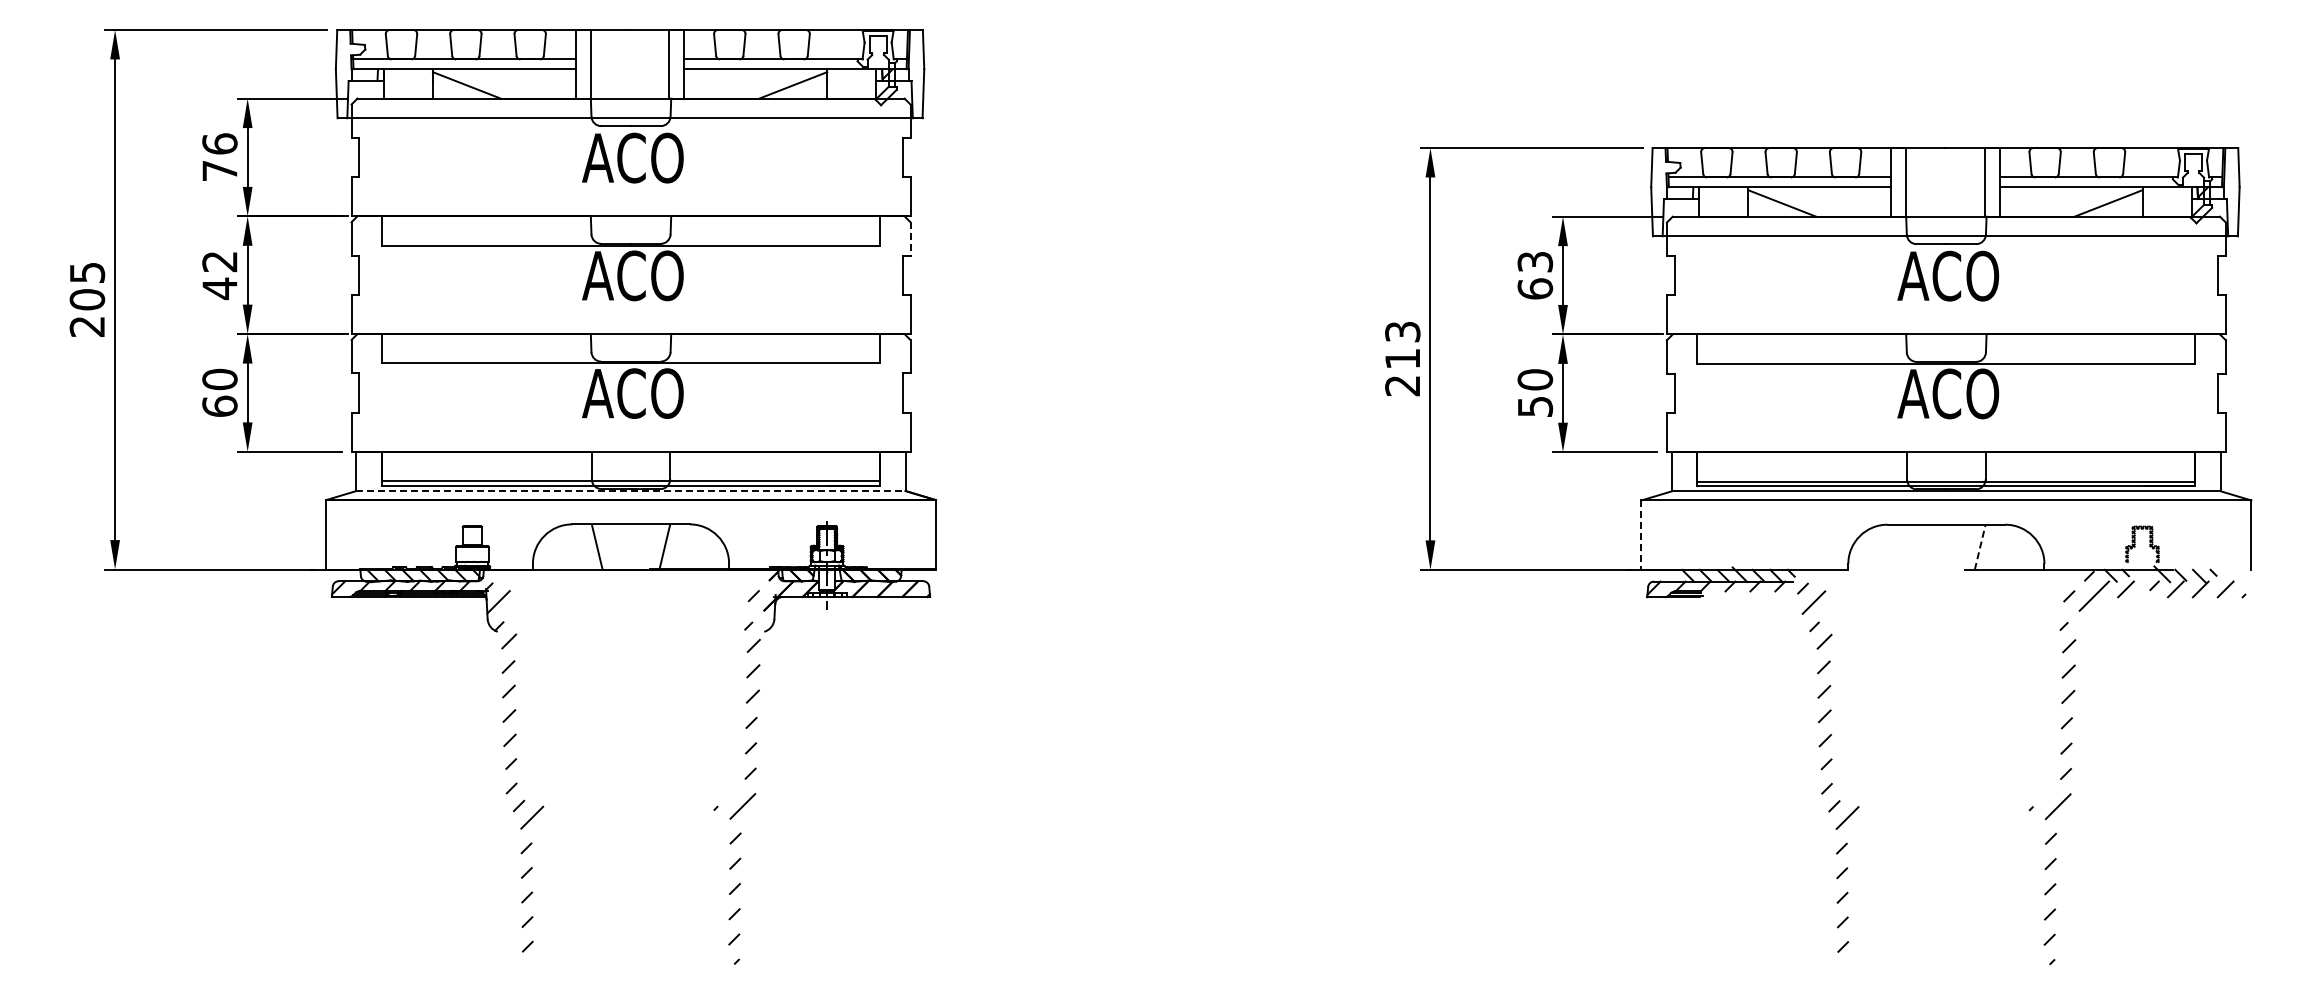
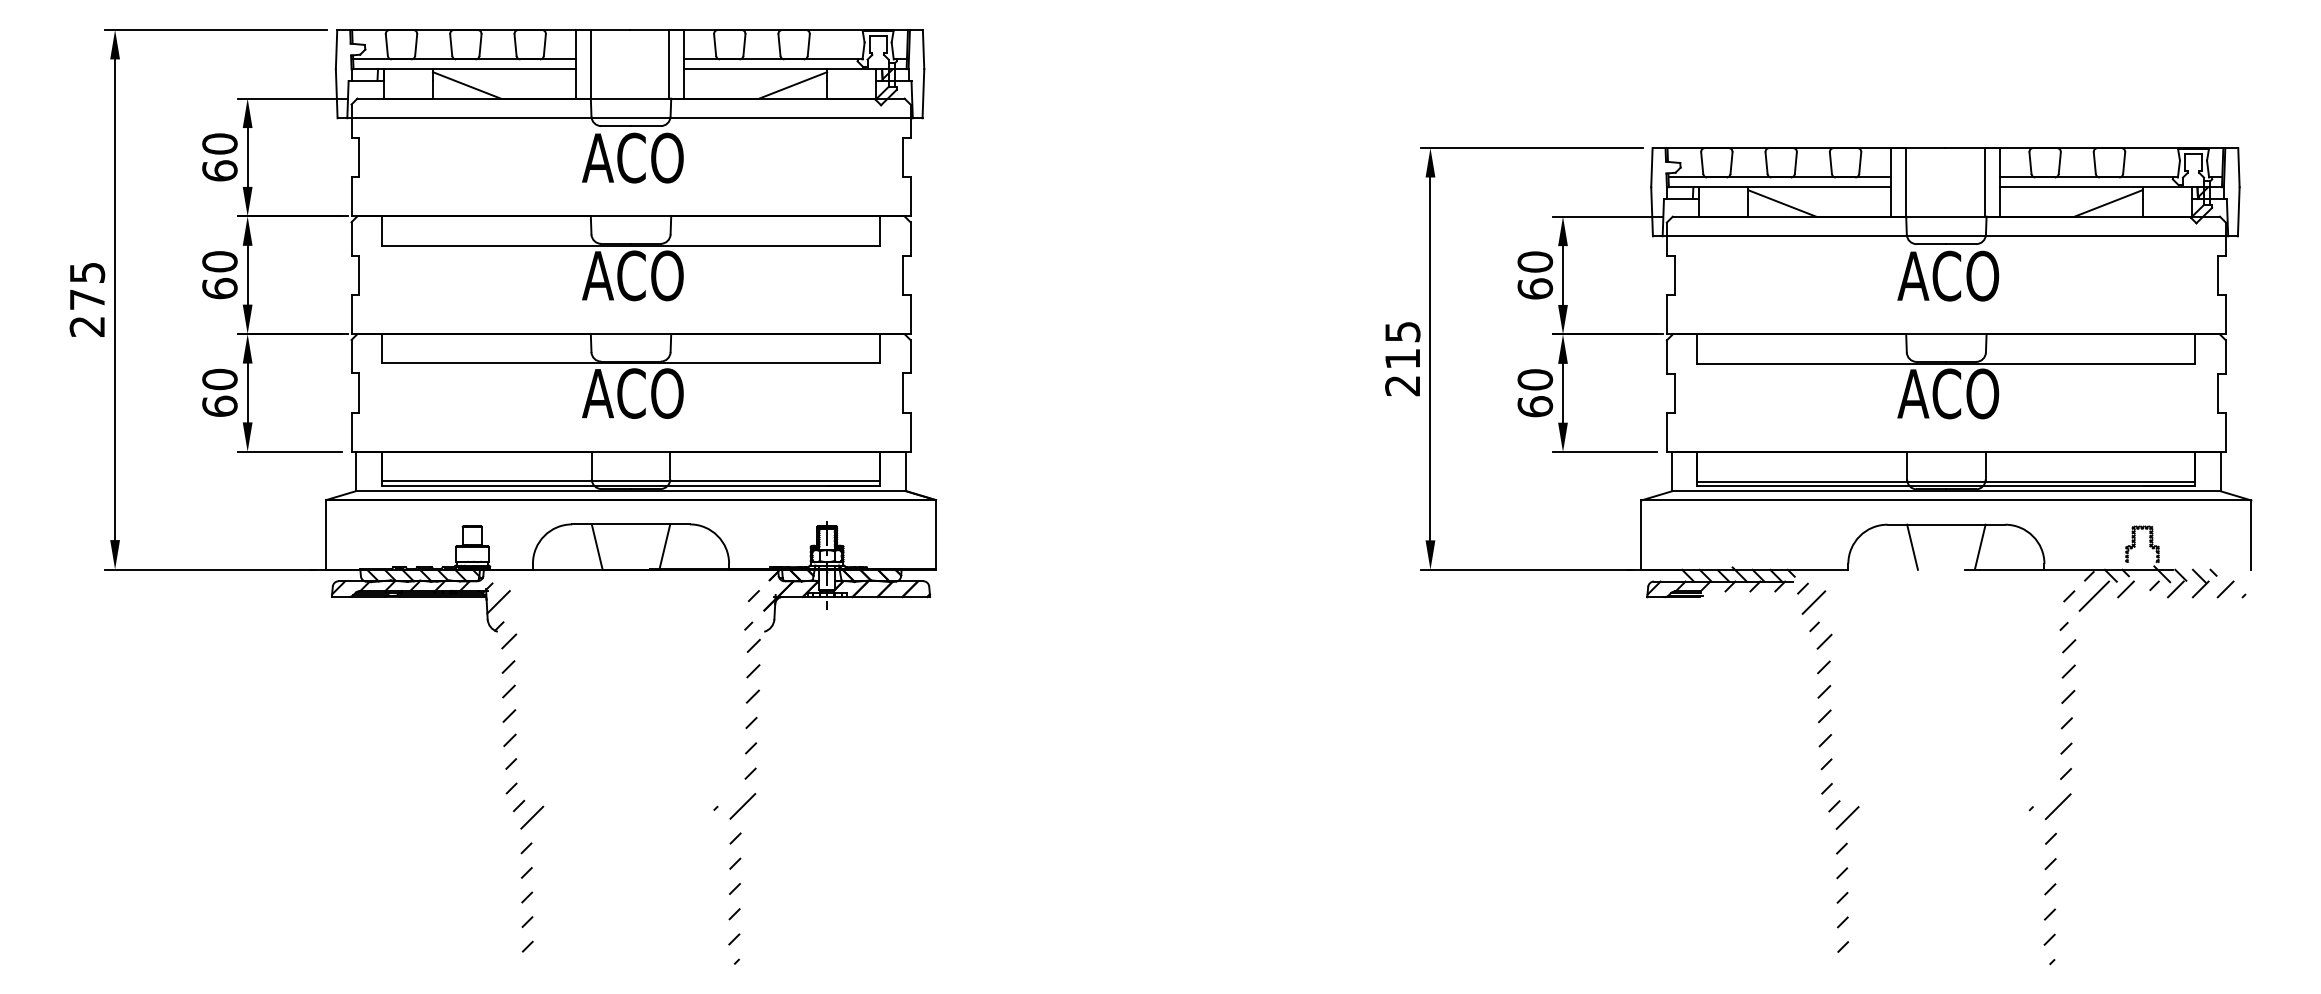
text: 76 -> 60 (219, 157)
line: dashed -> solid (910, 238)
text: 63 -> 60 (1535, 261)
text: 42 -> 60 (219, 275)
text: 205 -> 275 (87, 299)
text: 213 -> 215 (1402, 331)
text: 50 -> 60 (1535, 406)
line: dashed -> solid (631, 491)
line: dashed -> solid (1641, 535)
line: none -> present (1912, 546)
line: dashed -> solid (1980, 546)
